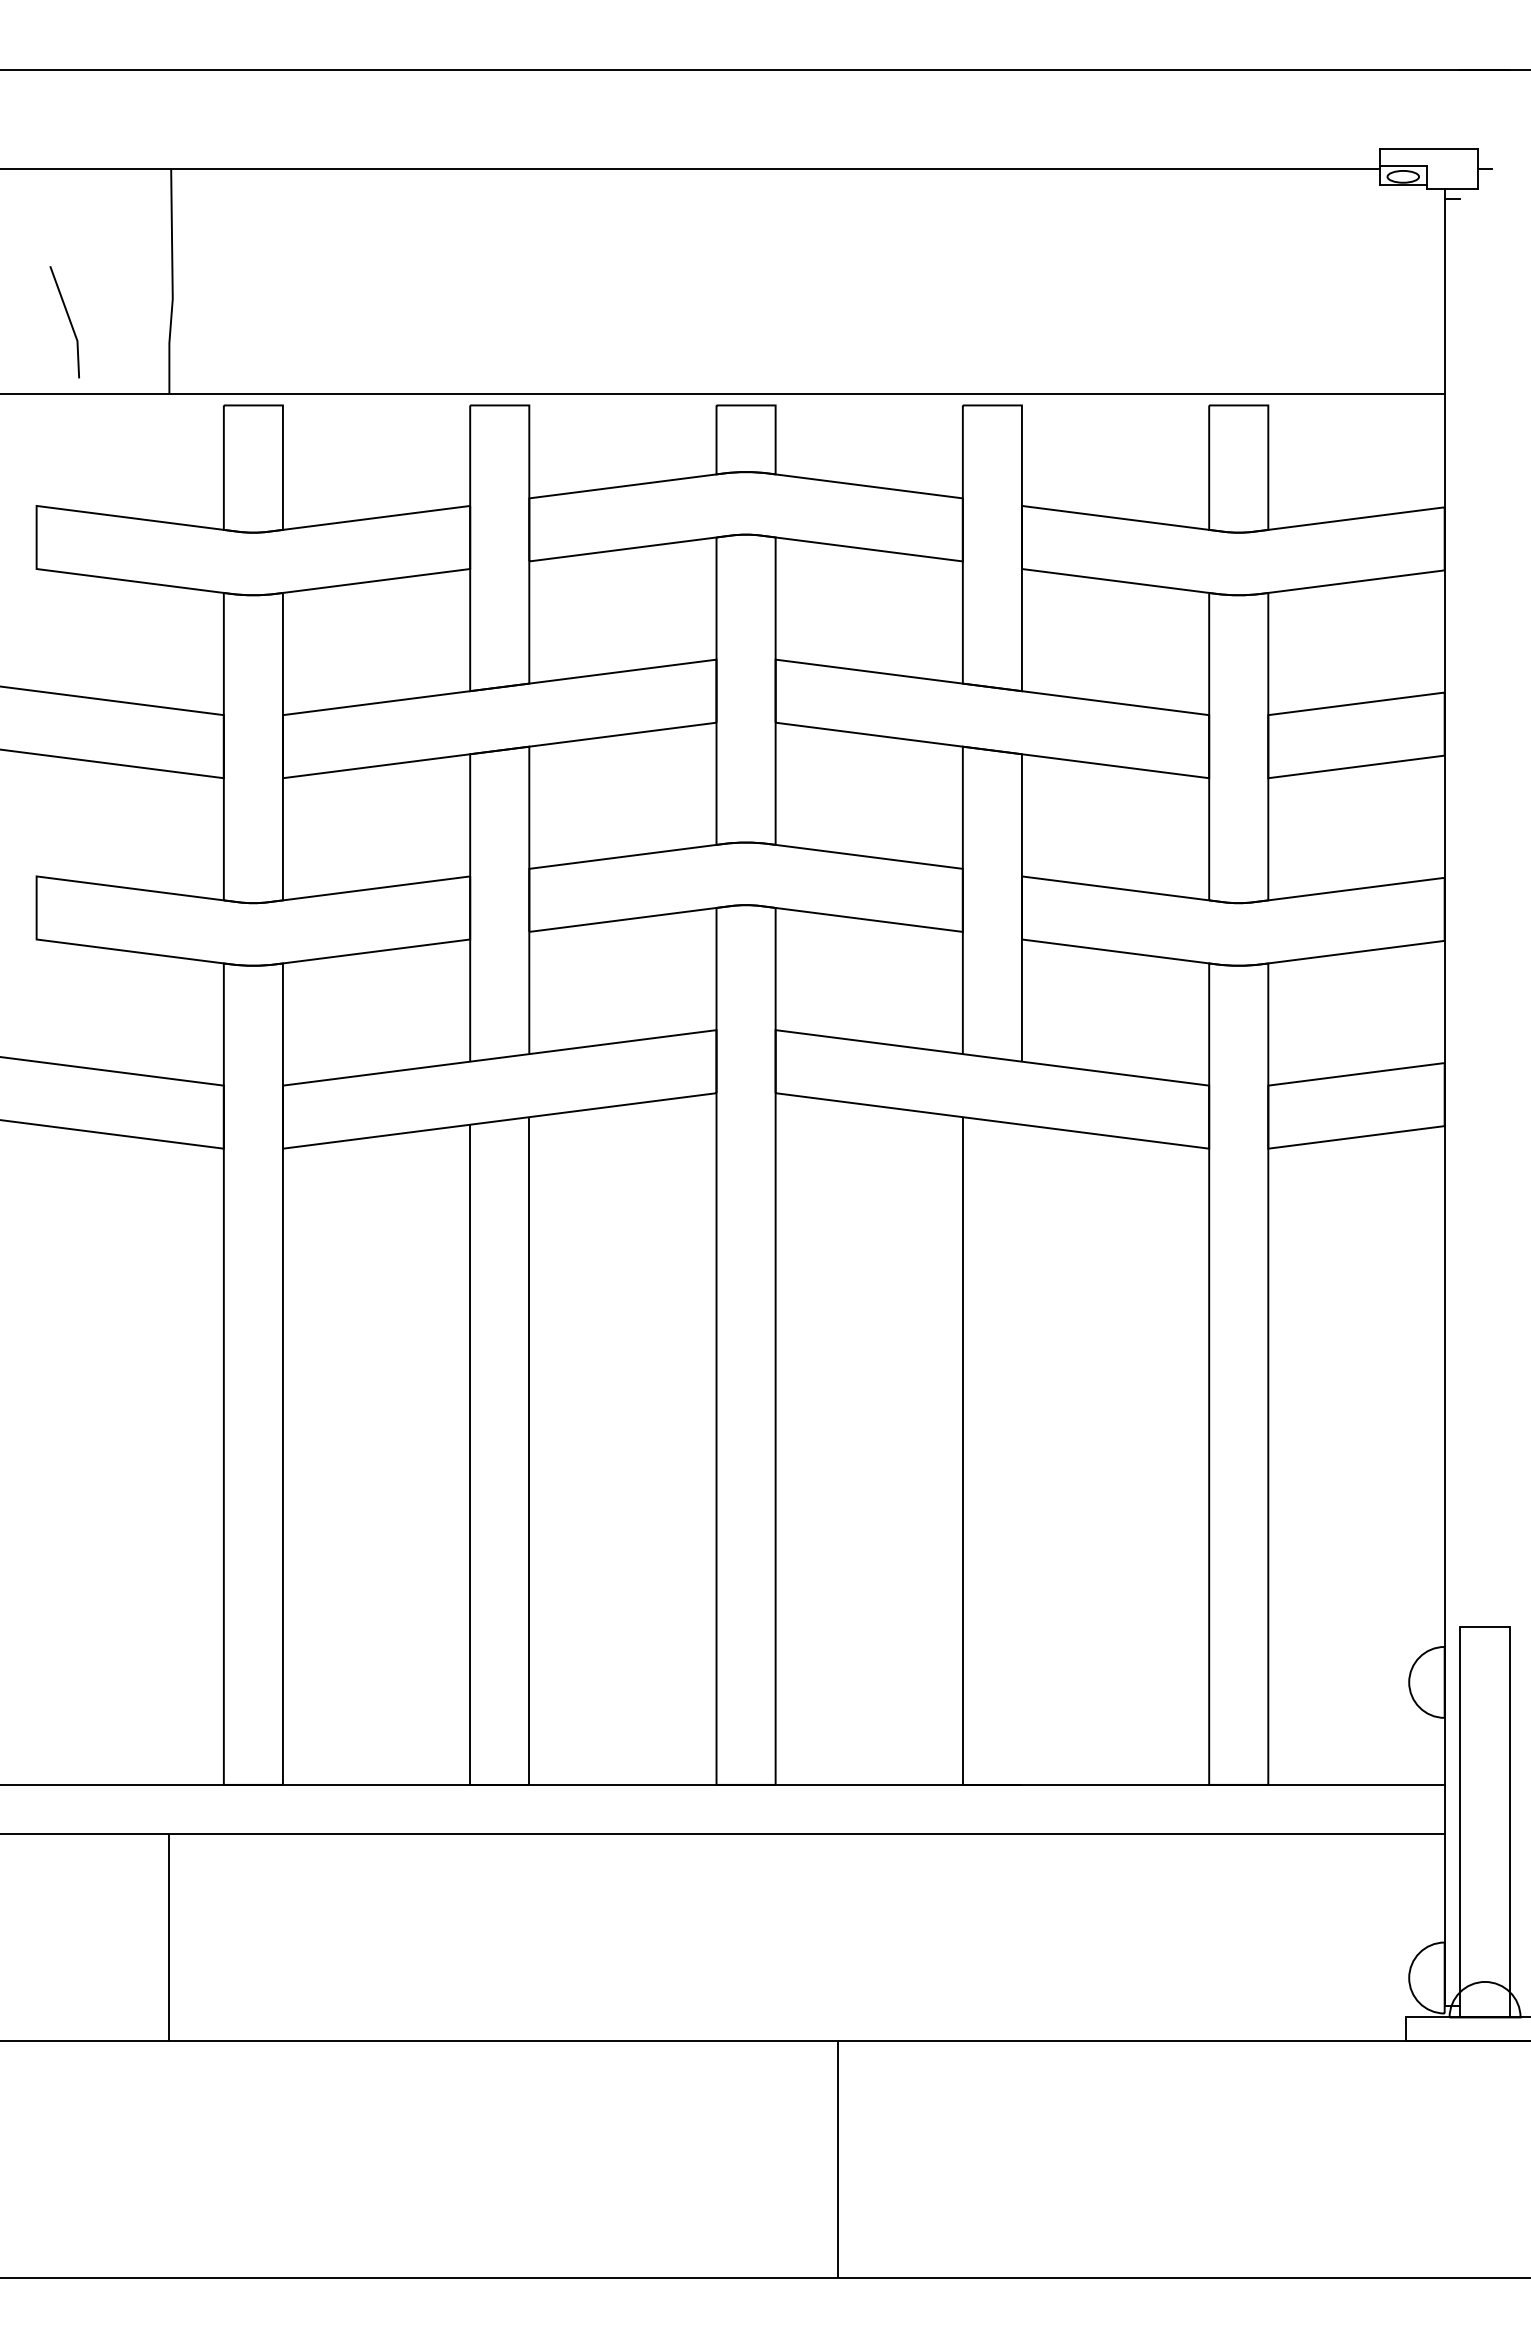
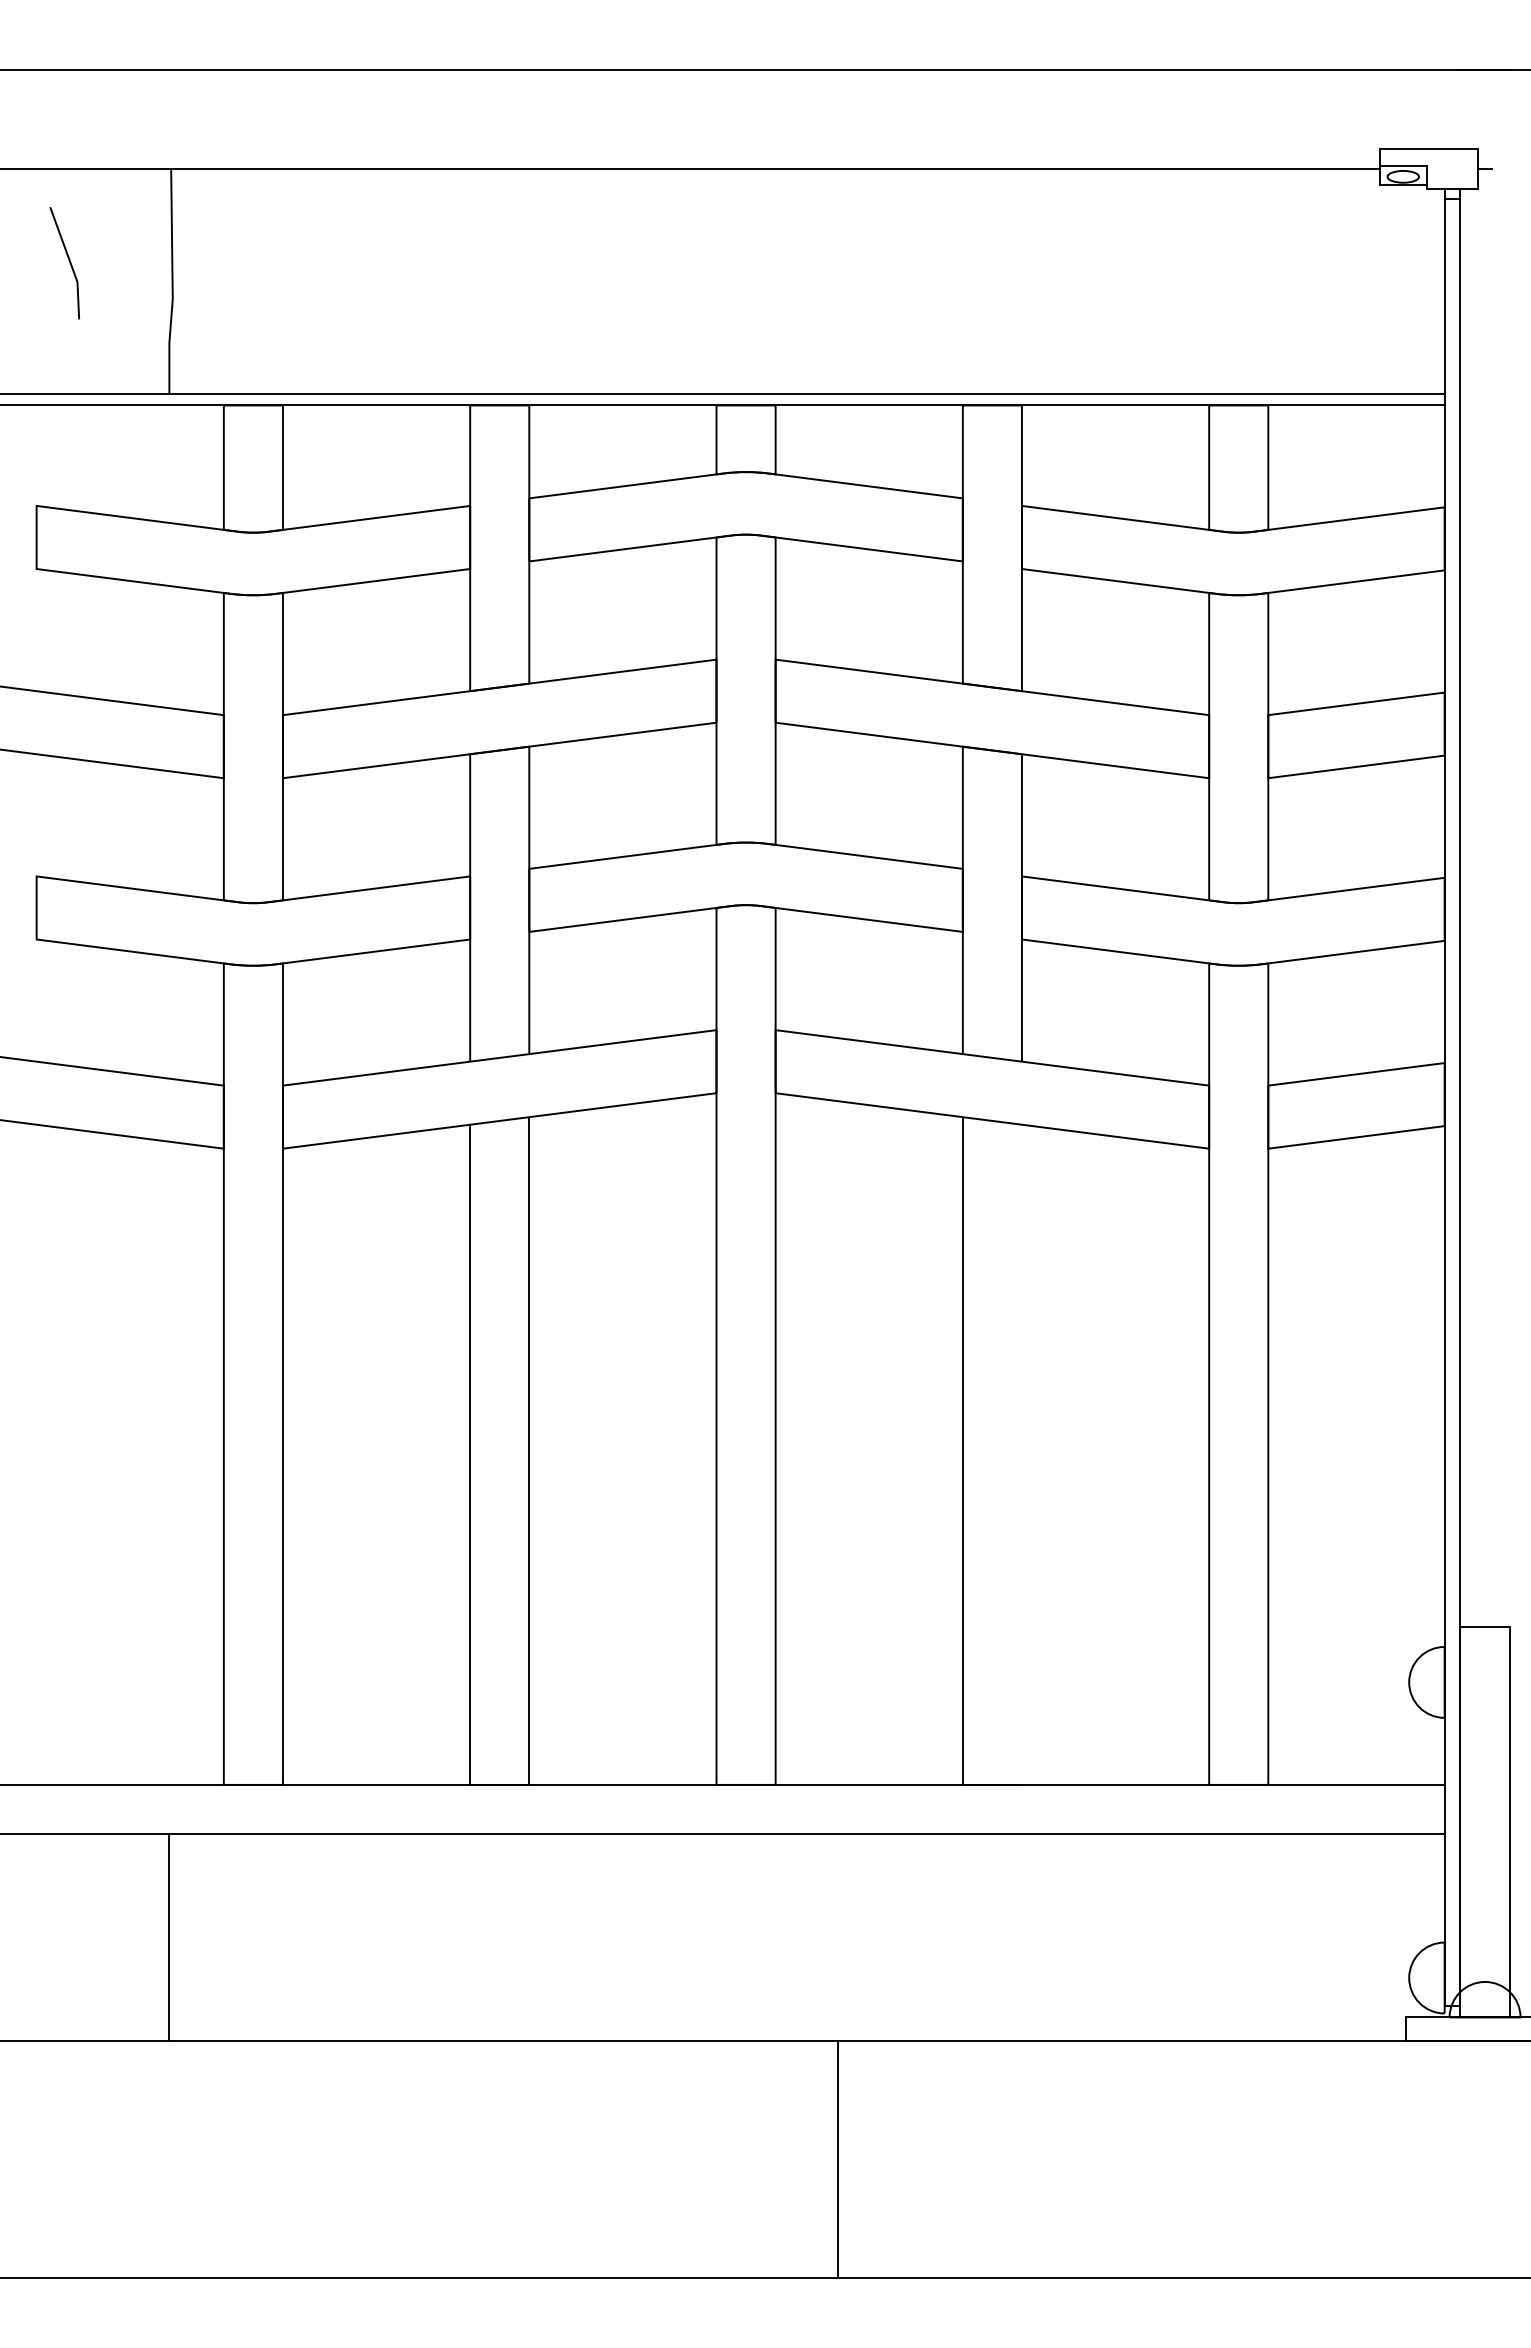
line position: (68, 319) -> (68, 260) (68, 260)
line: none -> present (723, 405)
line: none -> present (1460, 1096)
